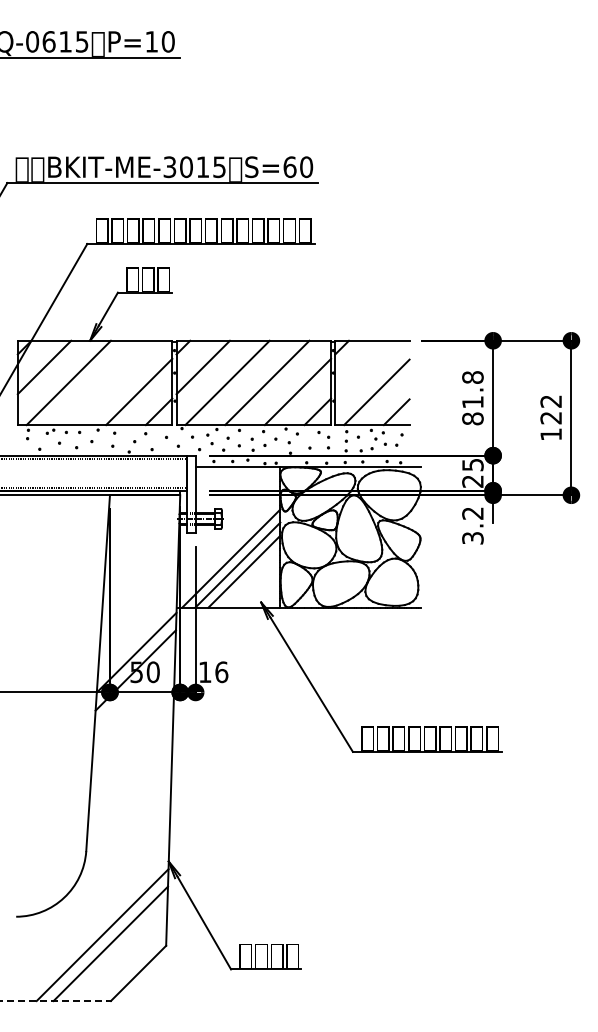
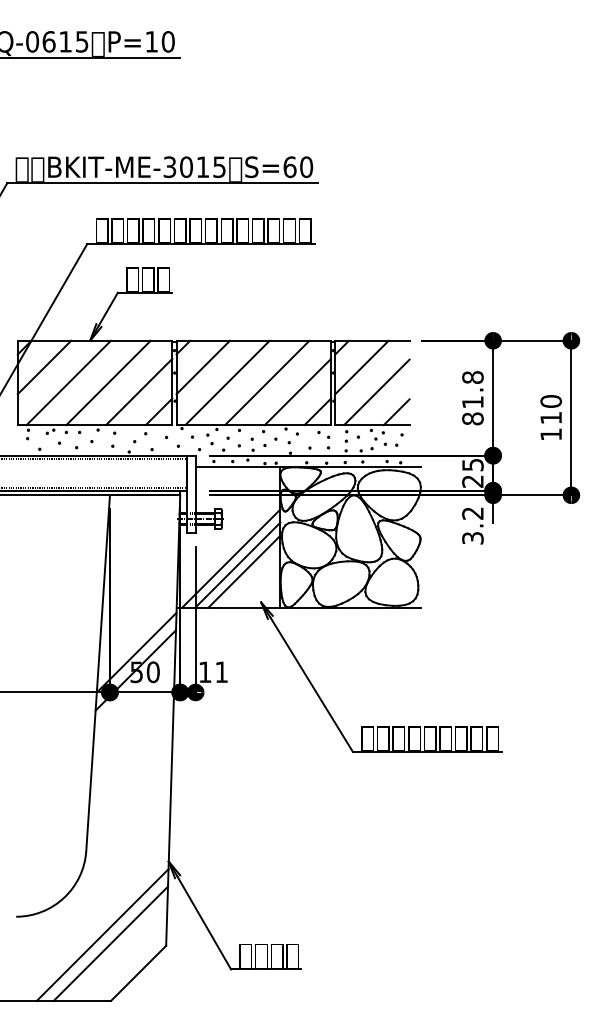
line: none -> present (361, 367)
line: none -> present (108, 382)
text: 122 -> 110 (551, 409)
text: 16 -> 11 (221, 672)
line: dashed -> solid (54, 1001)
